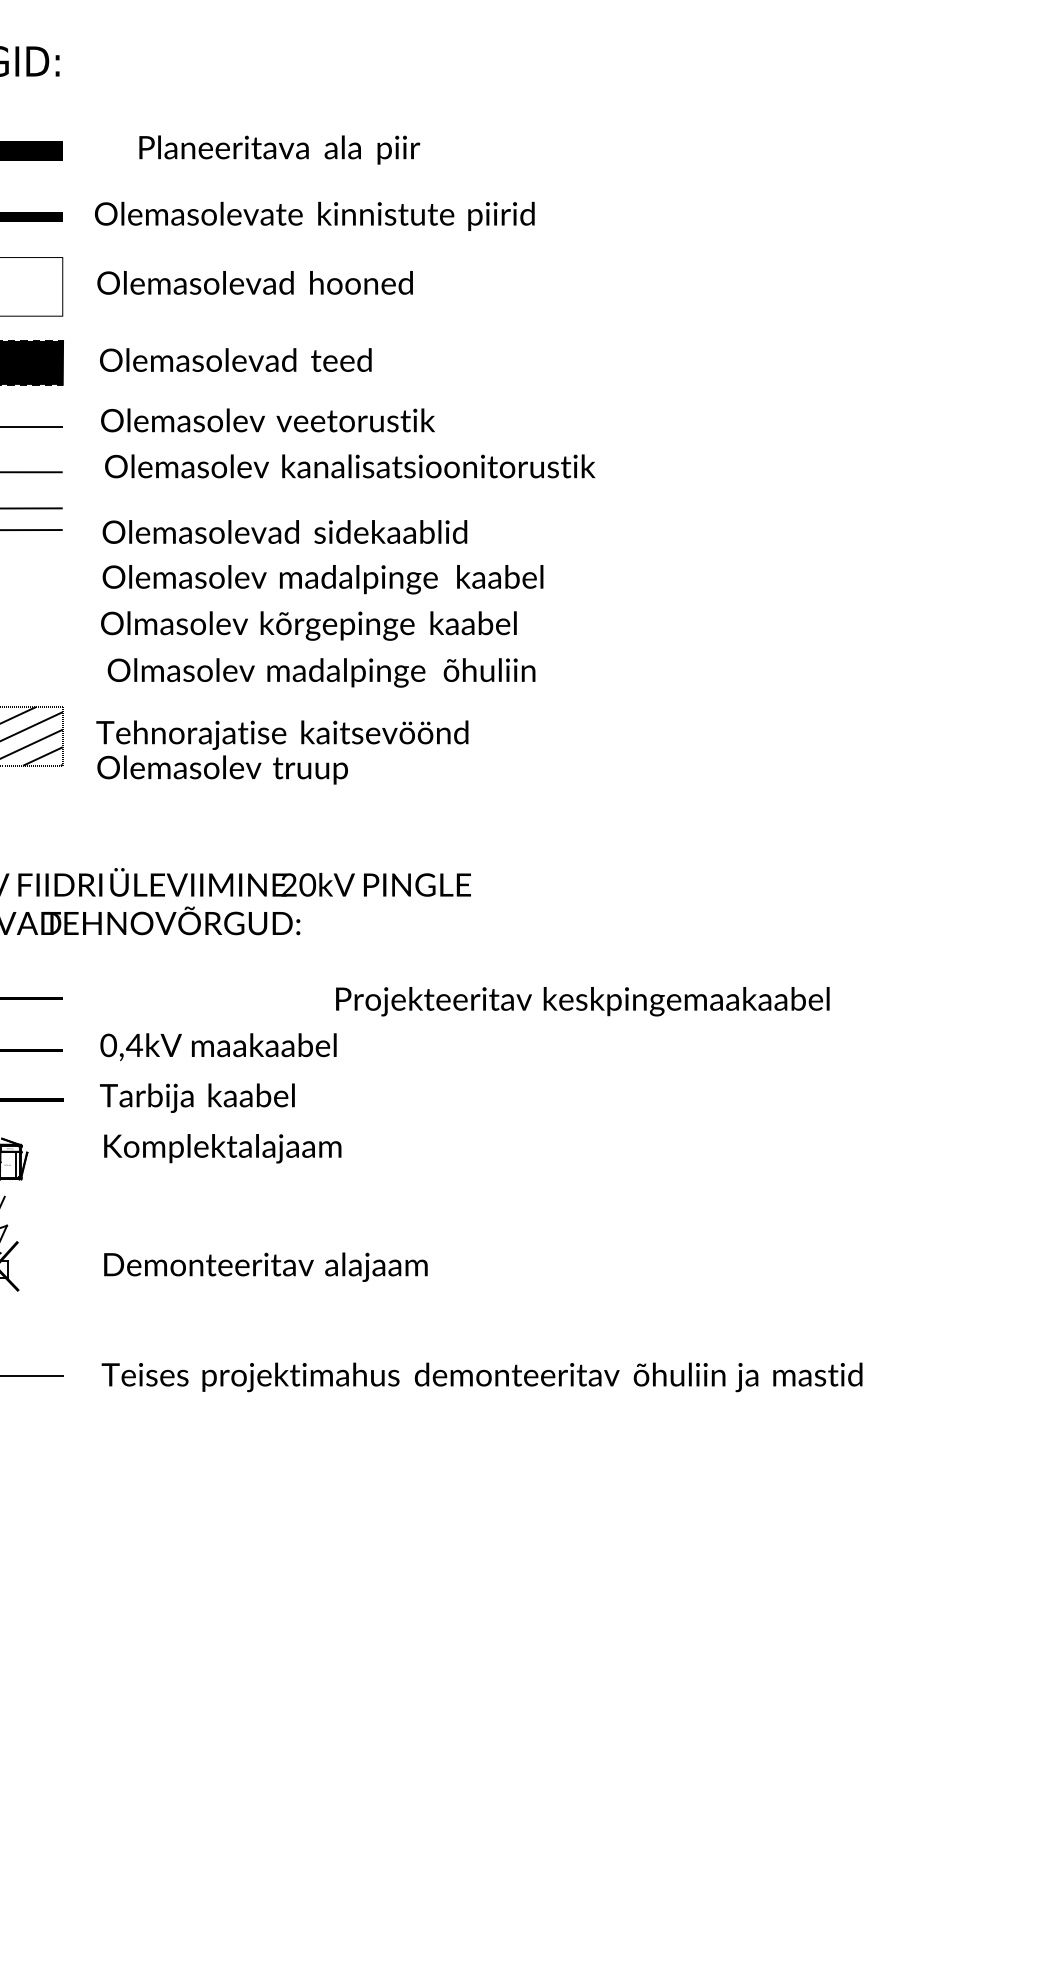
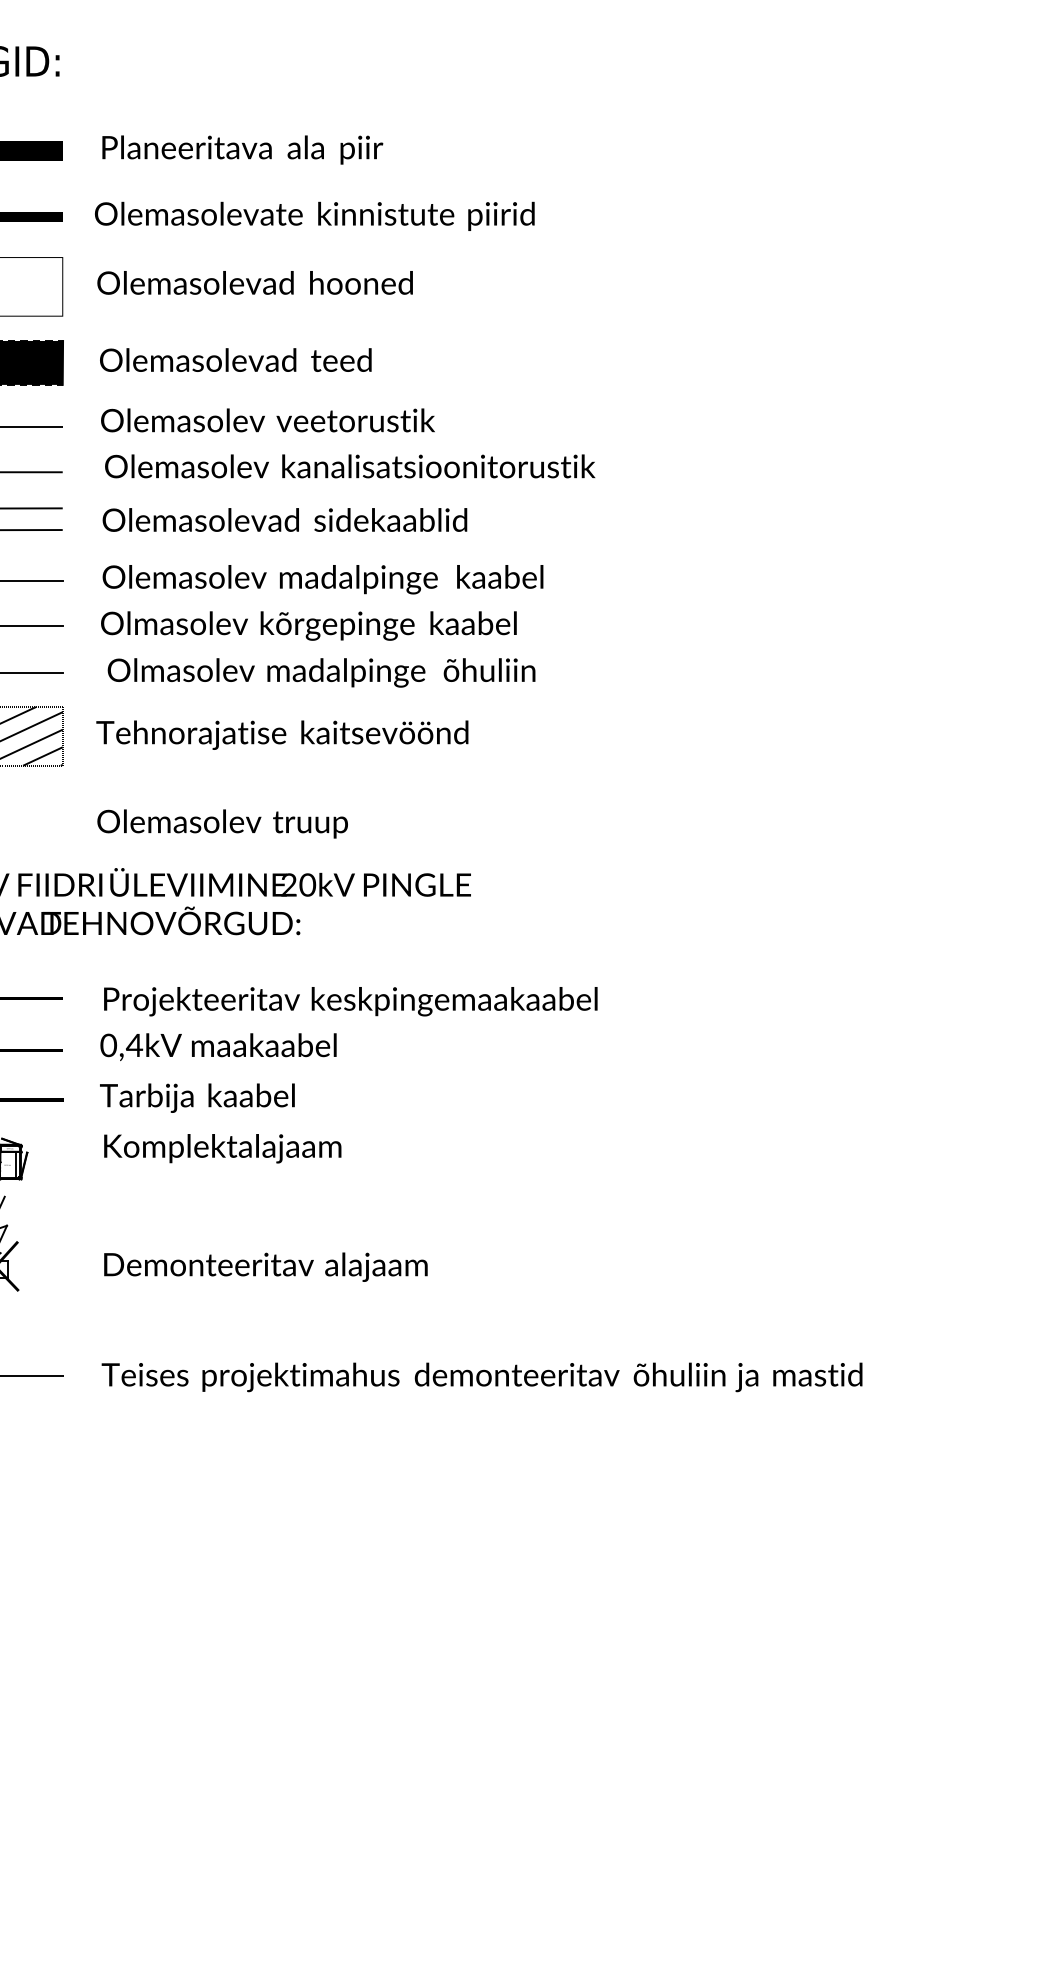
text position: (279, 149) -> (242, 149) (242, 149)
text position: (284, 531) -> (284, 519) (284, 519)
line: none -> present (32, 581)
line: none -> present (32, 626)
line: none -> present (32, 673)
text position: (222, 769) -> (222, 823) (222, 823)
text position: (582, 1001) -> (350, 1001) (350, 1001)
